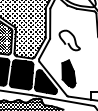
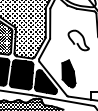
curve position: (69, 43) -> (78, 43) (78, 43)
